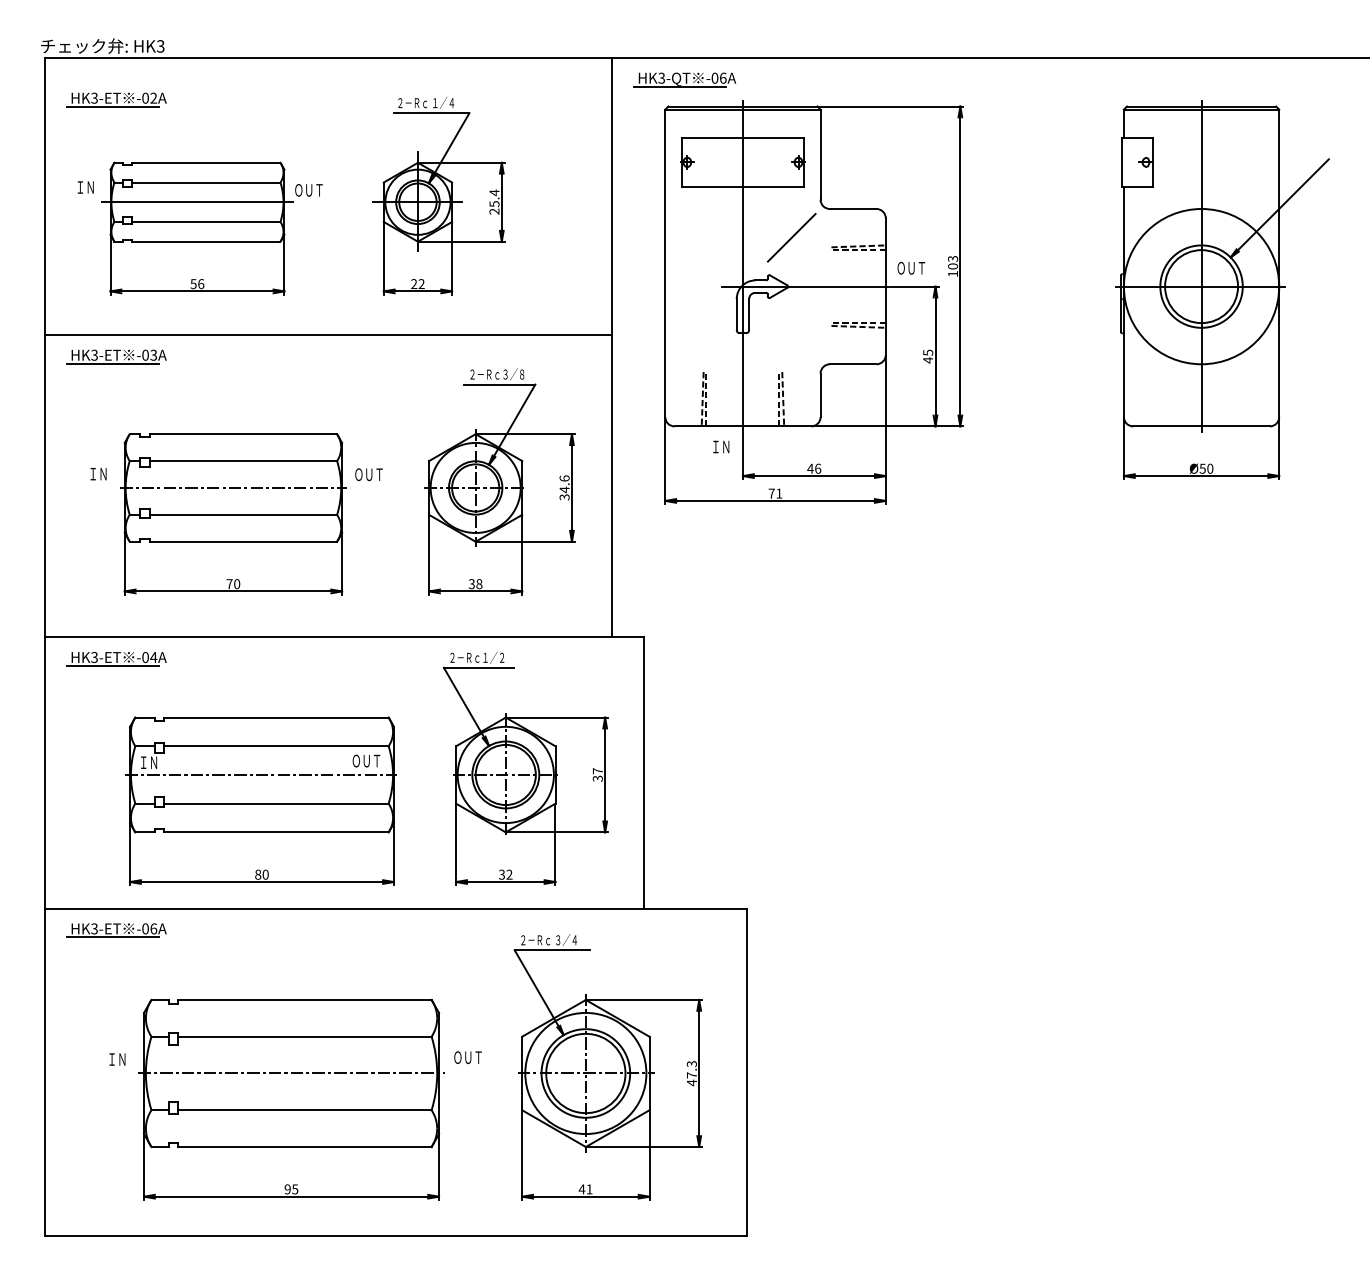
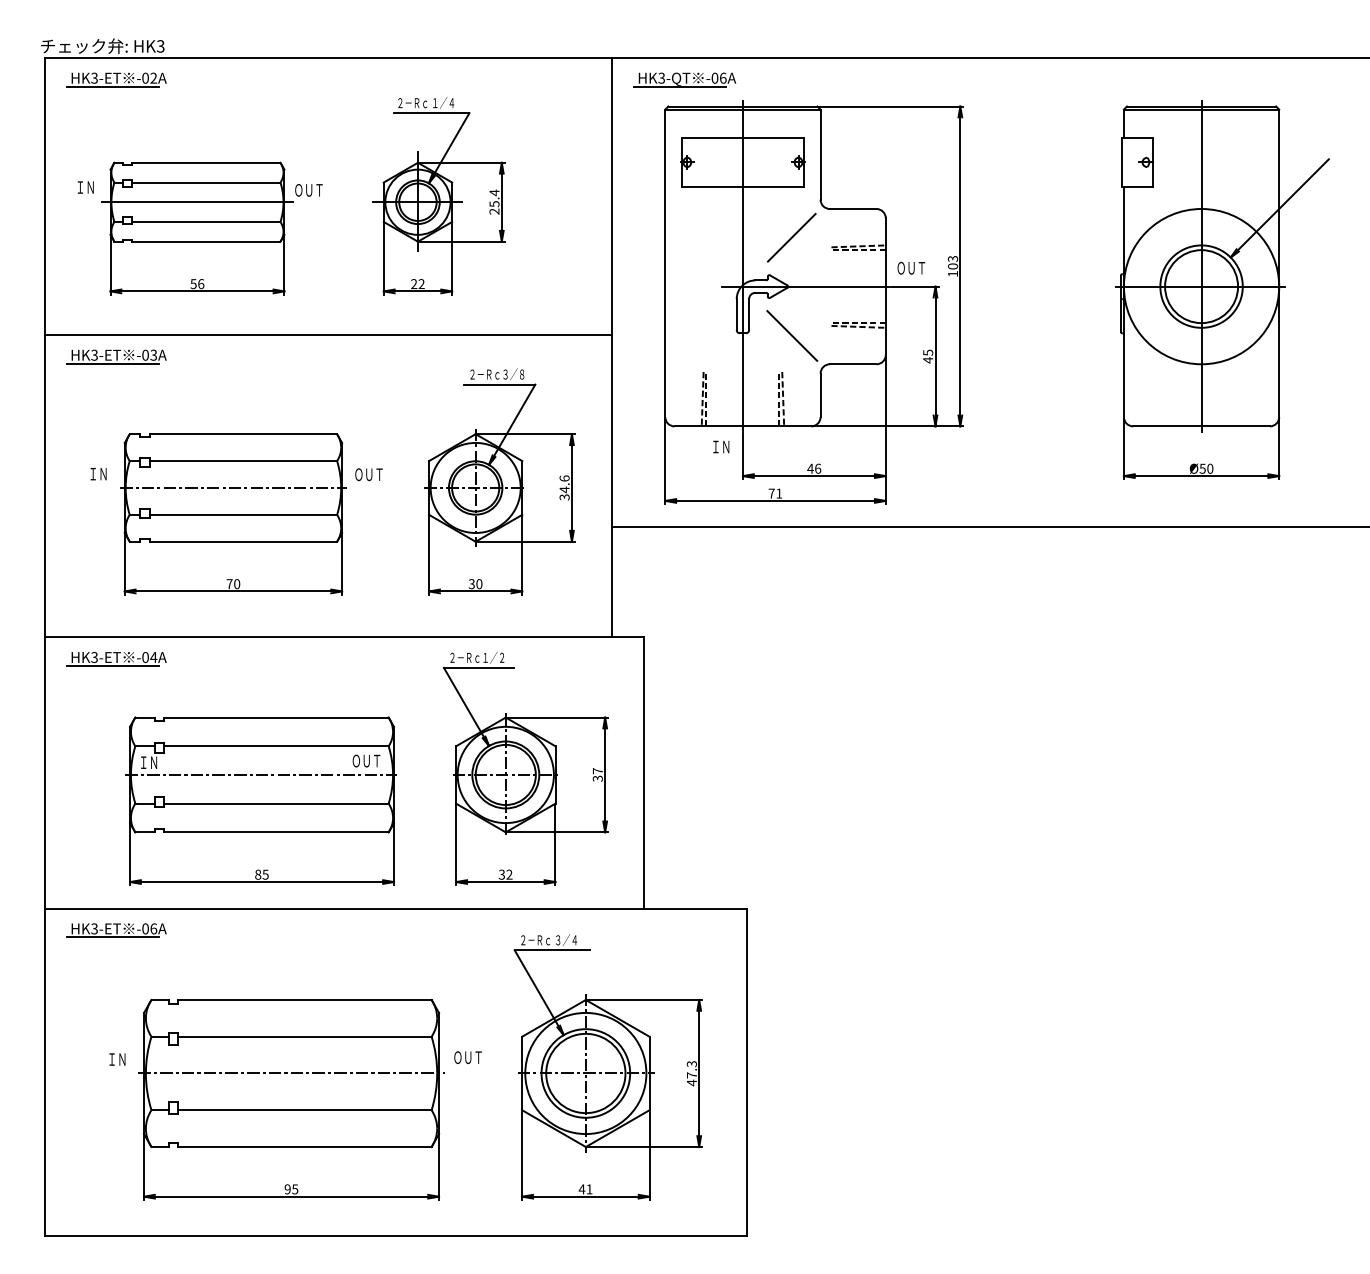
part position: (116, 99) -> (116, 79) (116, 79)
line: none -> present (792, 335)
line: none -> present (989, 526)
text: 38 -> 30 (479, 584)
text: 80 -> 85 (265, 874)
